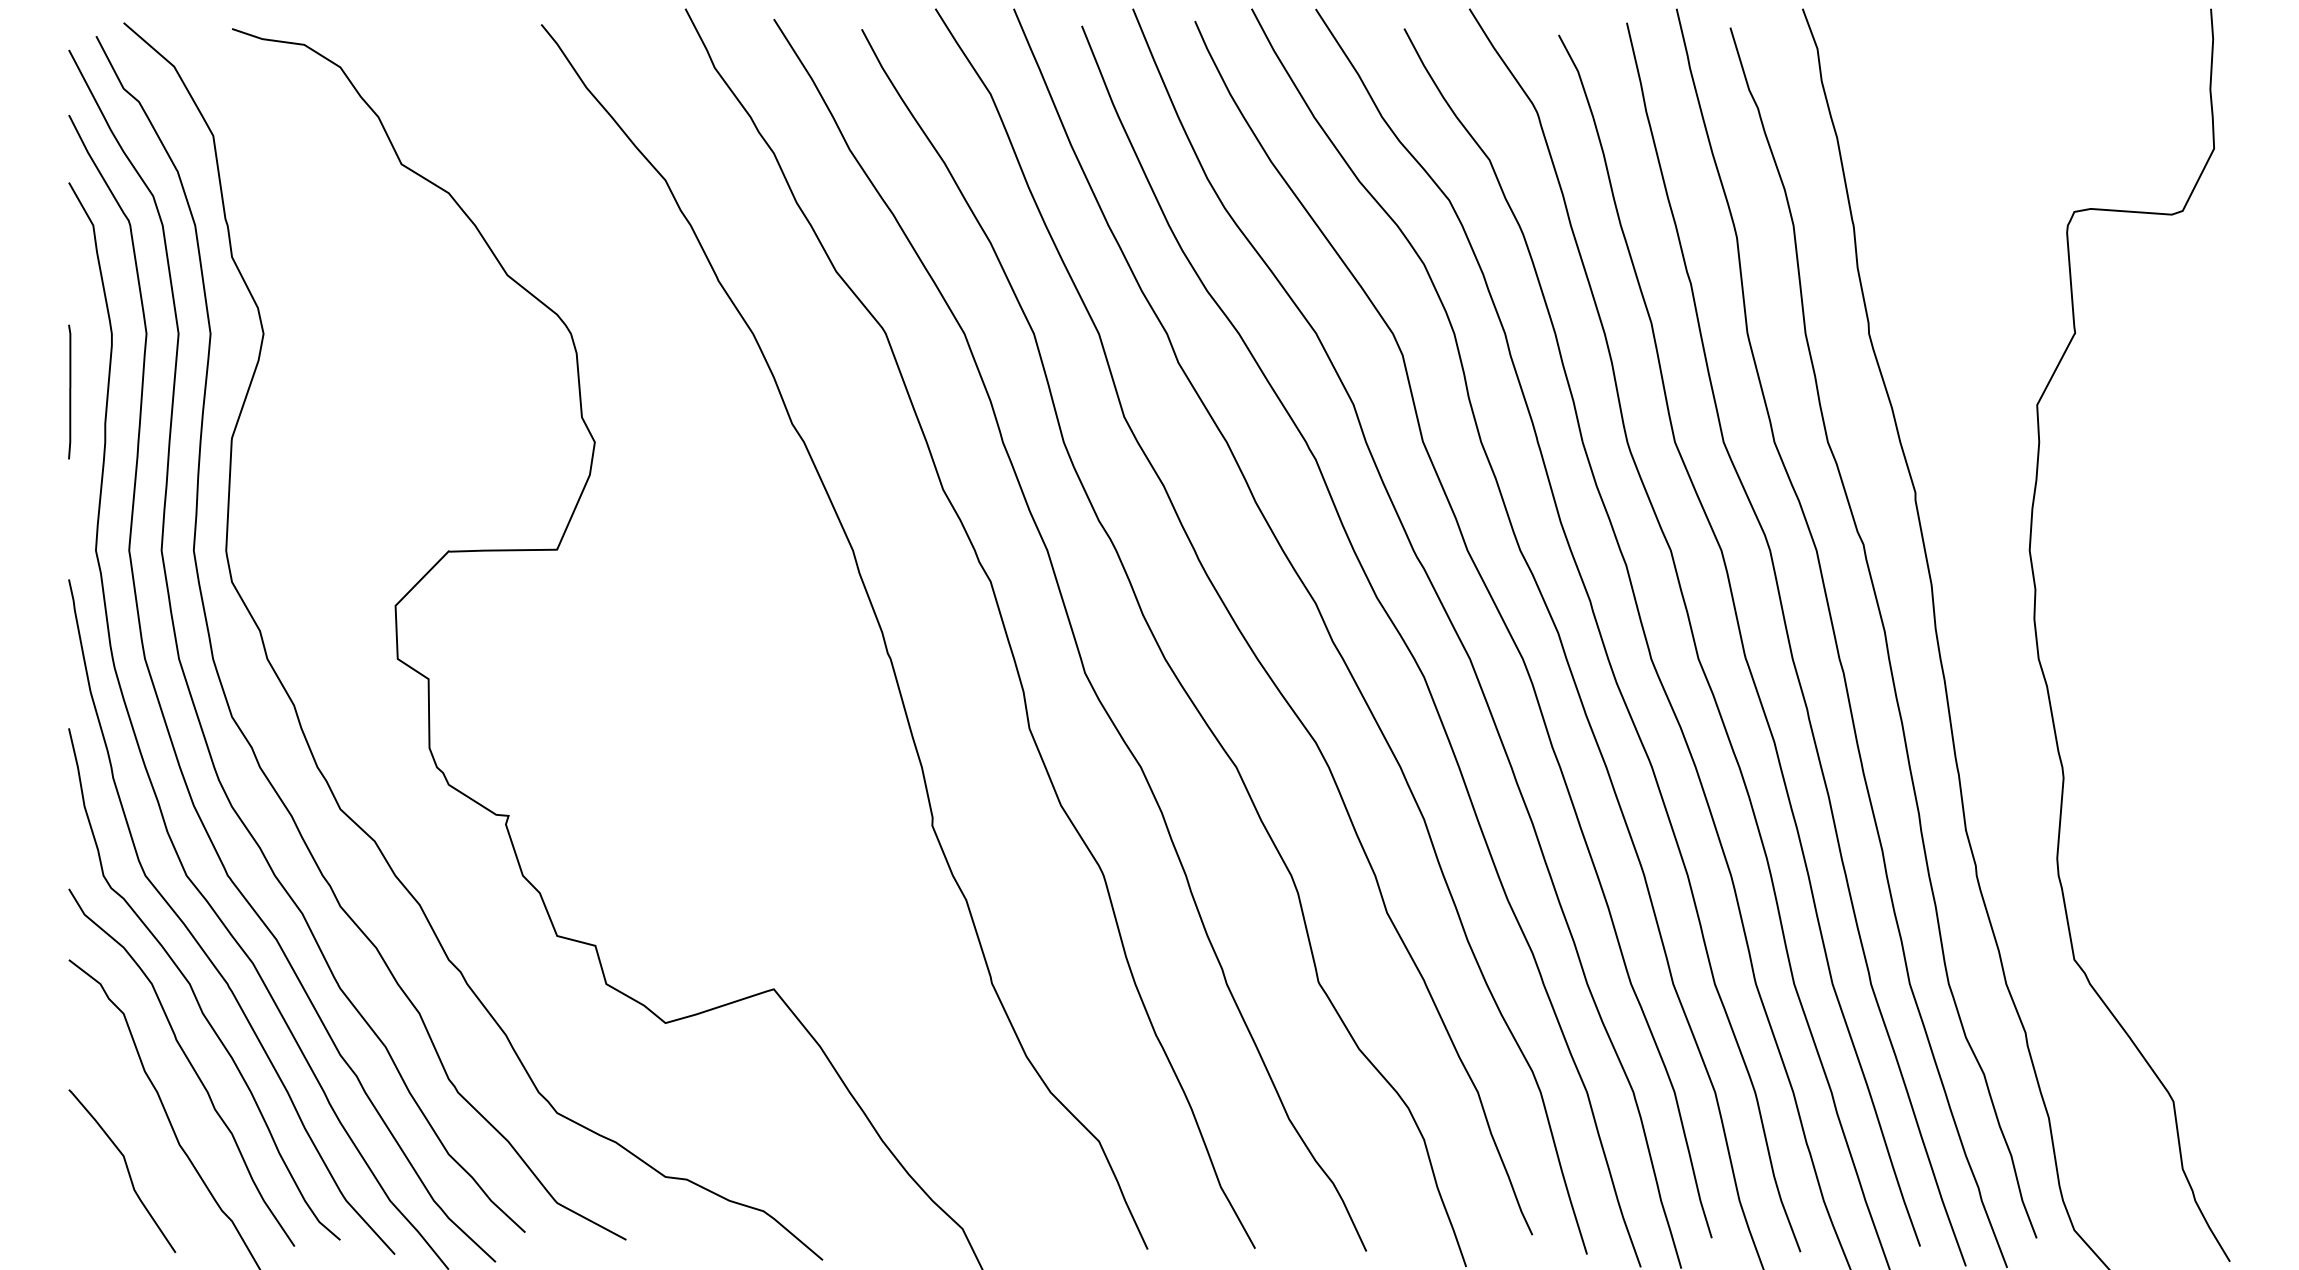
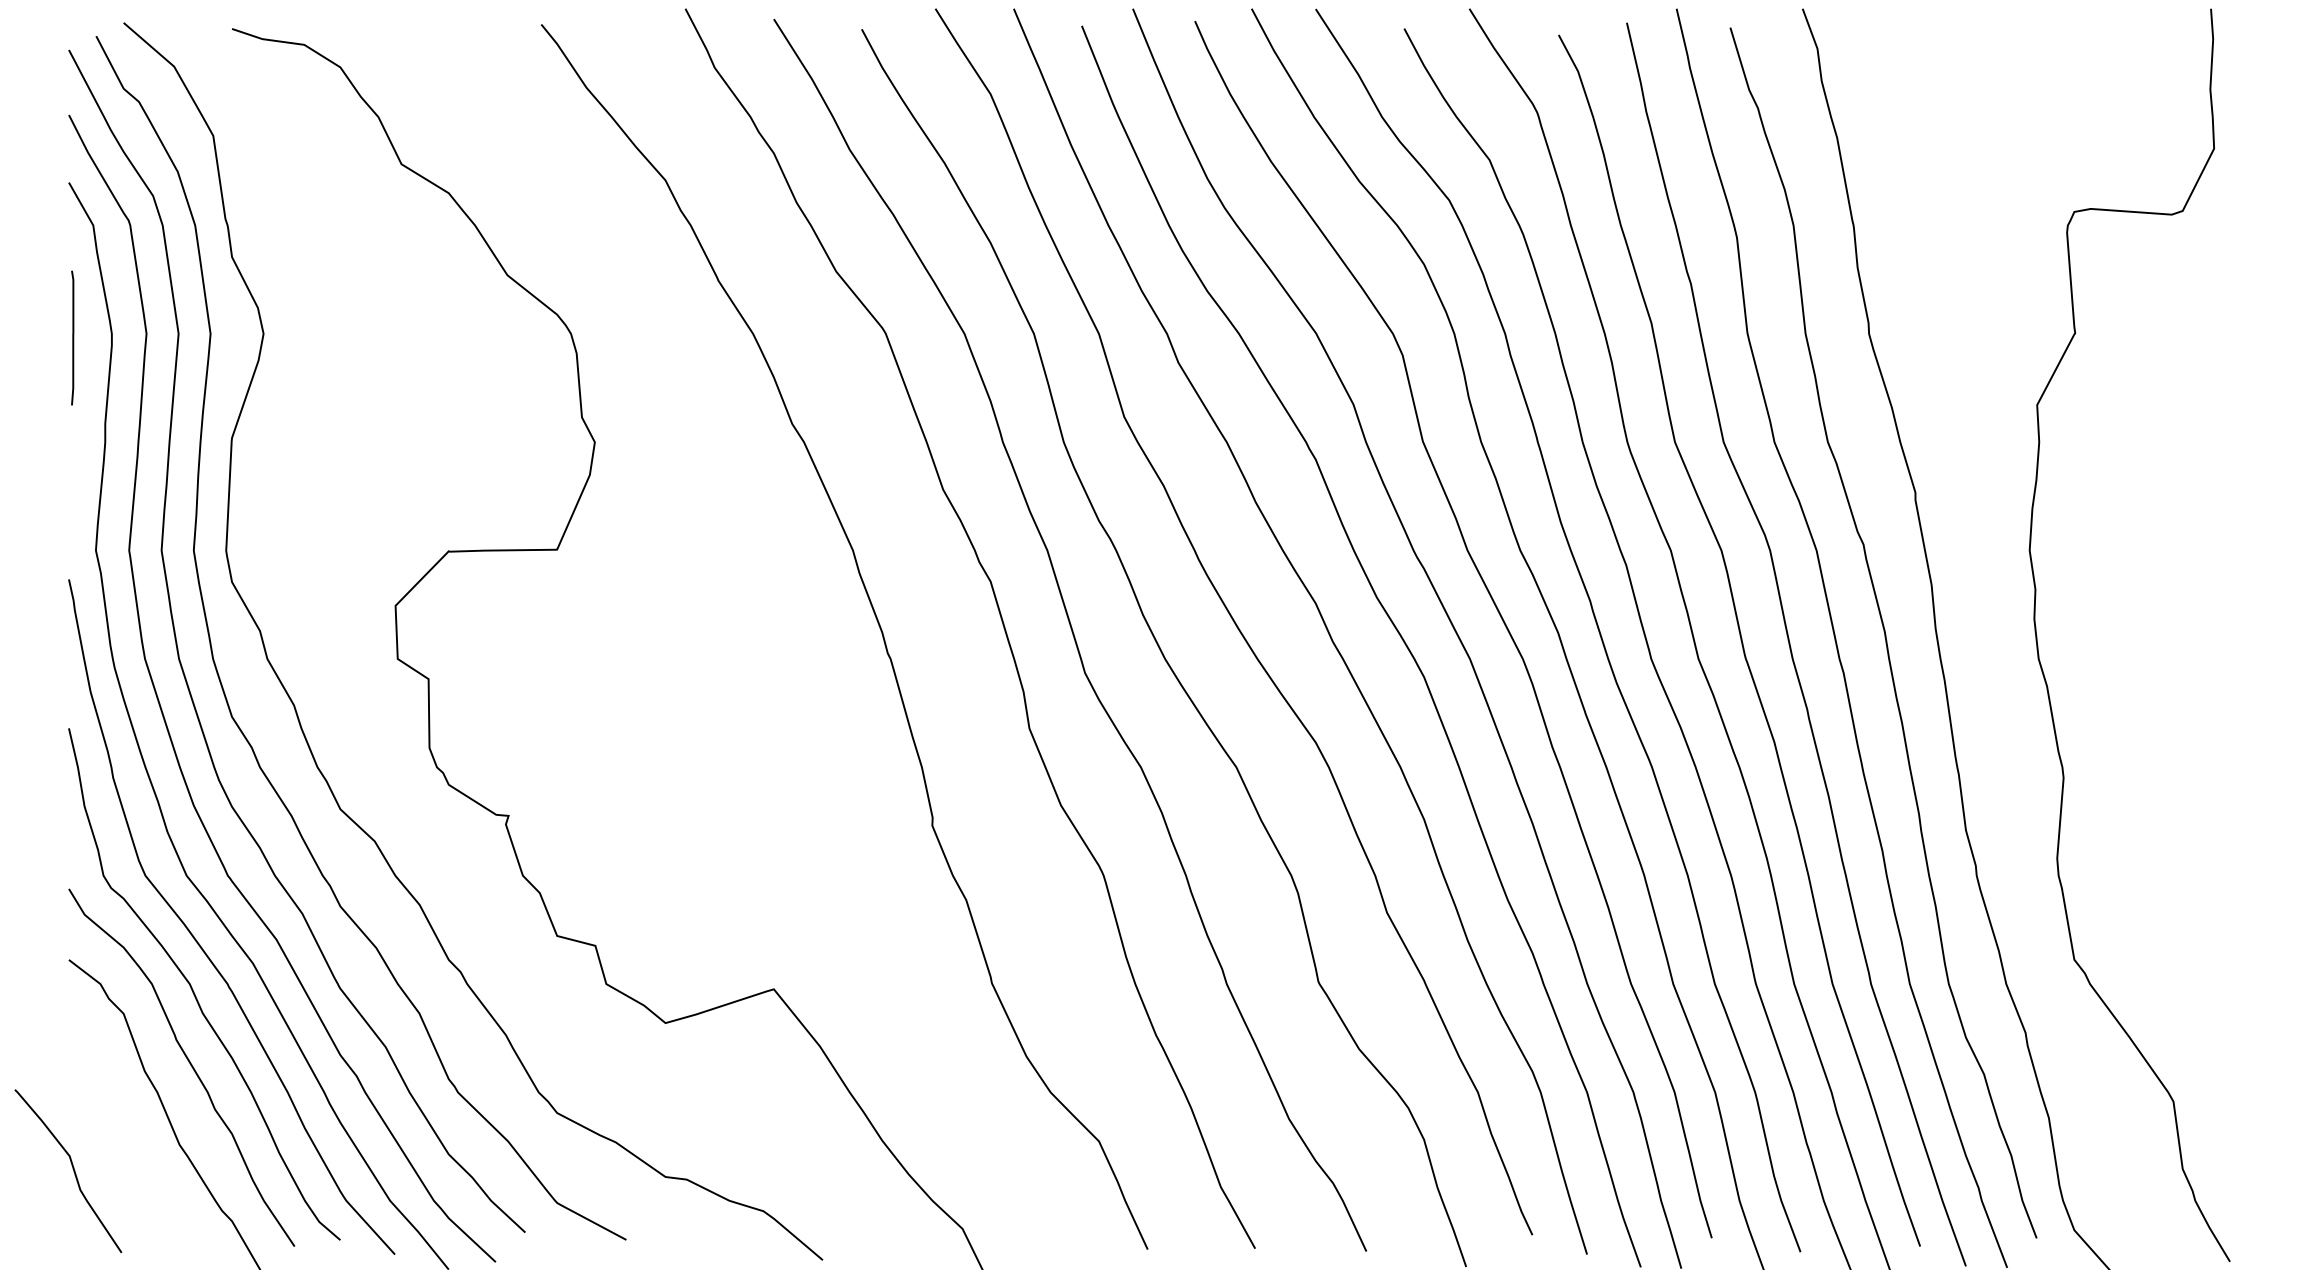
line position: (69, 391) -> (72, 337) (72, 337)
curve position: (126, 1168) -> (72, 1168) (72, 1168)
